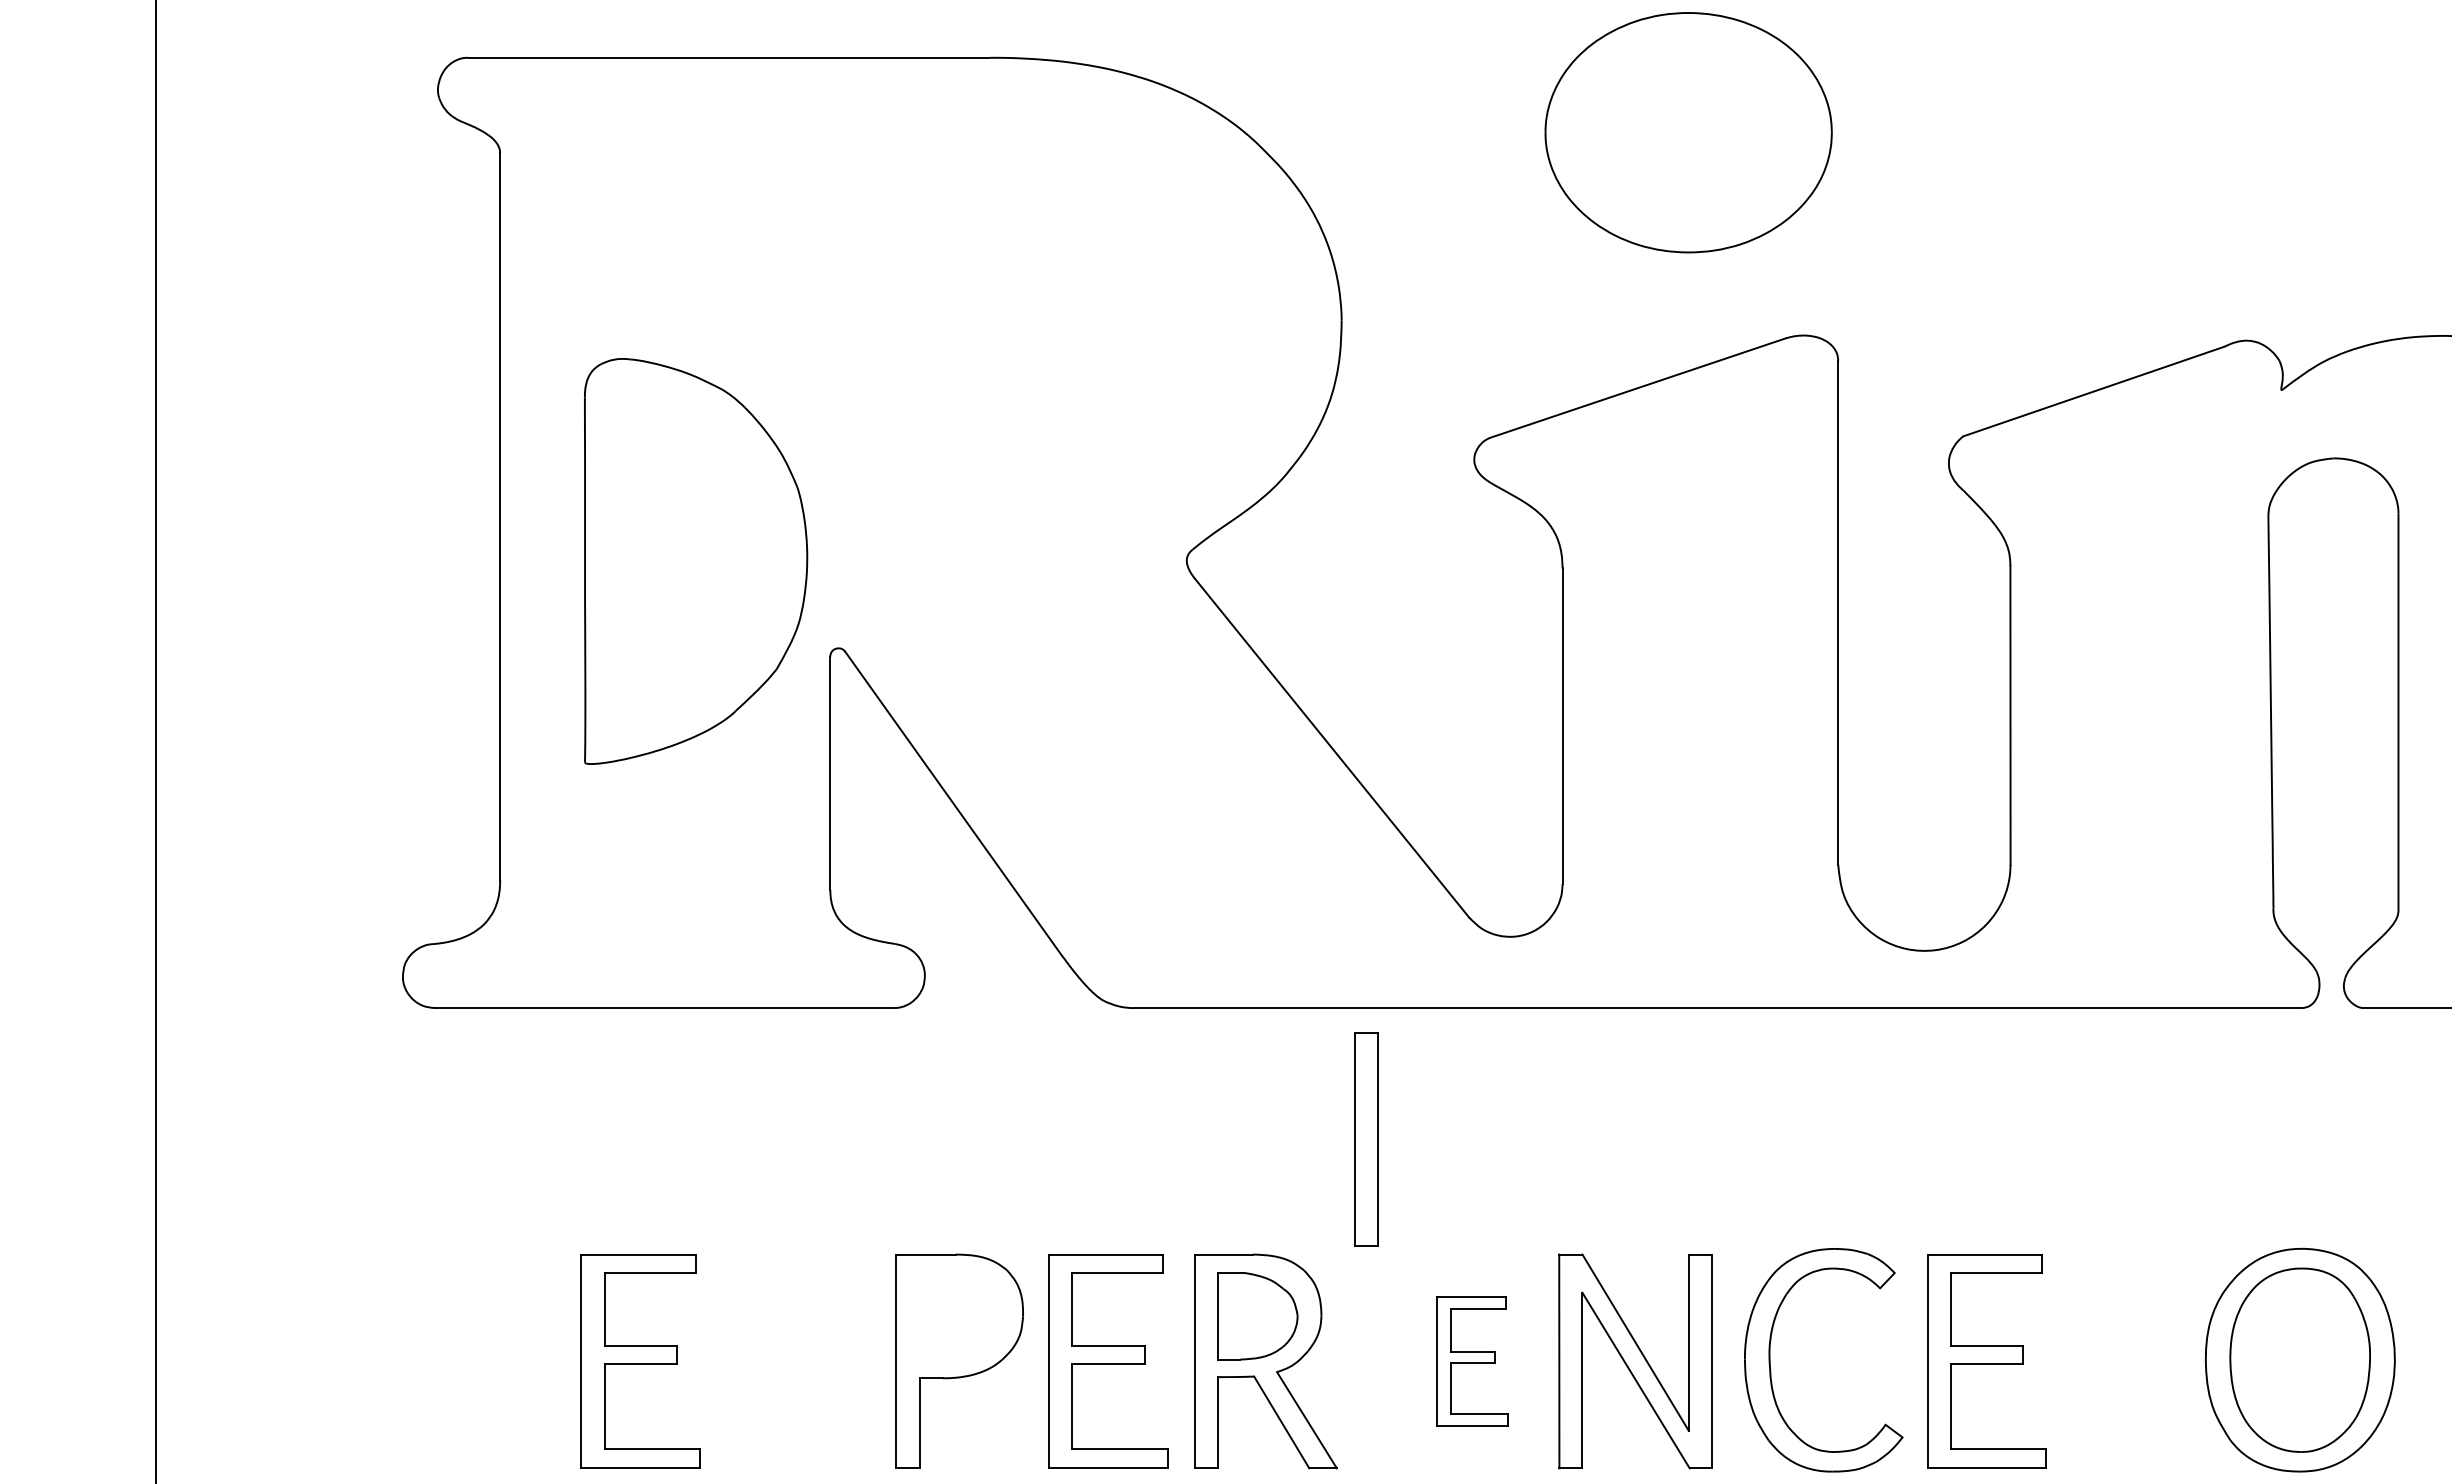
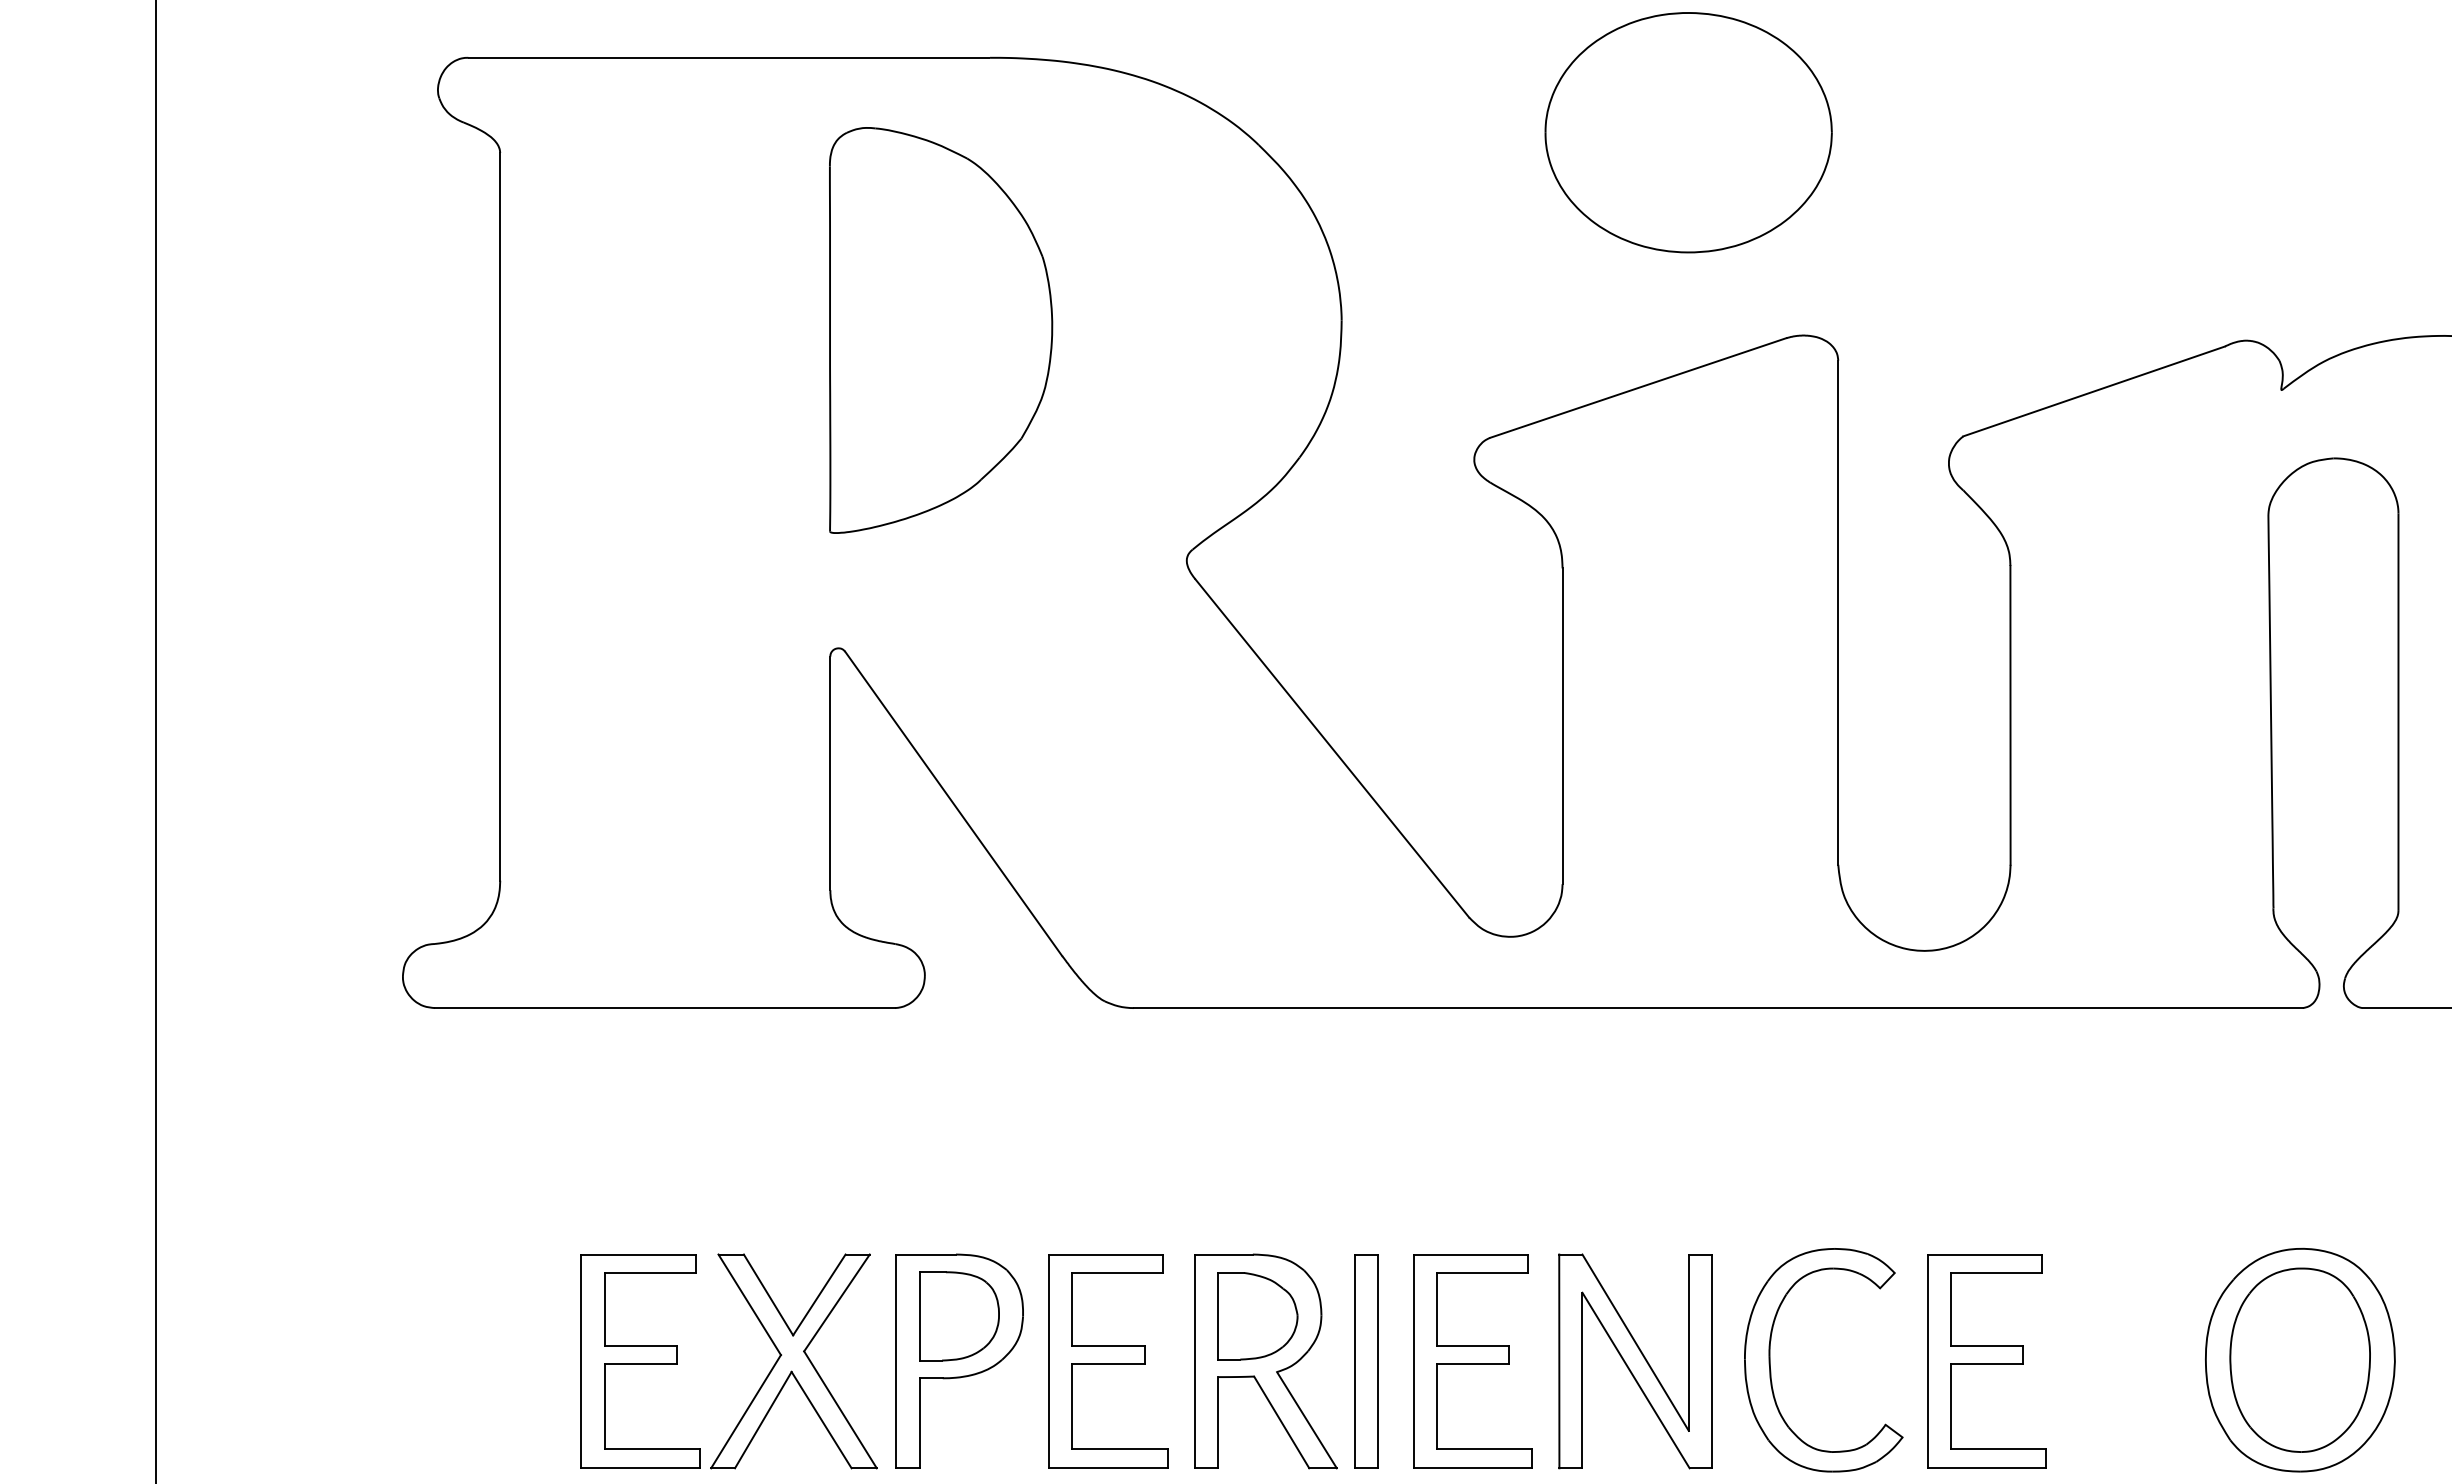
part position: (696, 561) -> (941, 330) (941, 330)
part position: (1366, 1139) -> (1366, 1361) (1366, 1361)
part: none -> present (959, 1316)
part: none -> present (793, 1361)
part size: 73x131 px -> 120x215 px (1472, 1361)
